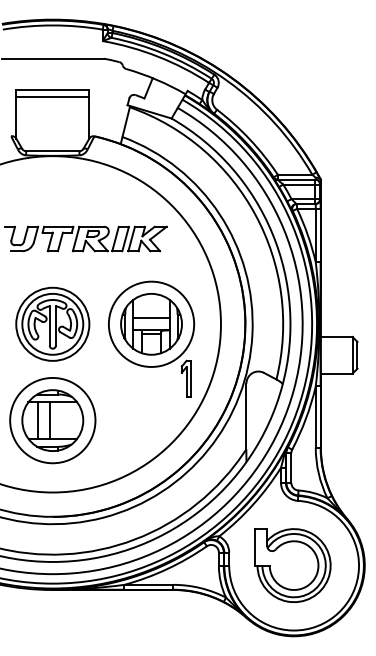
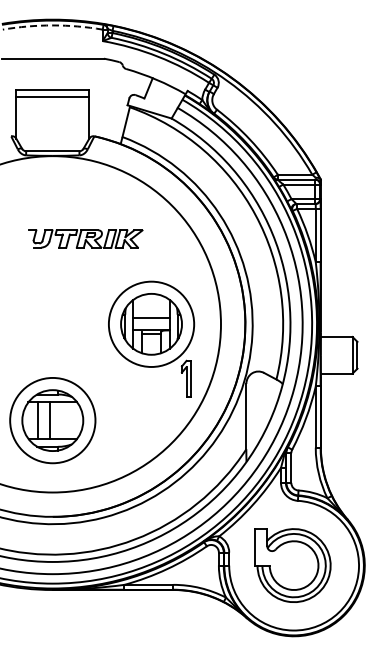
arc: solid -> dashed (52, 25)
part size: 164x28 px -> 116x20 px (85, 238)
part: present -> none (52, 323)
